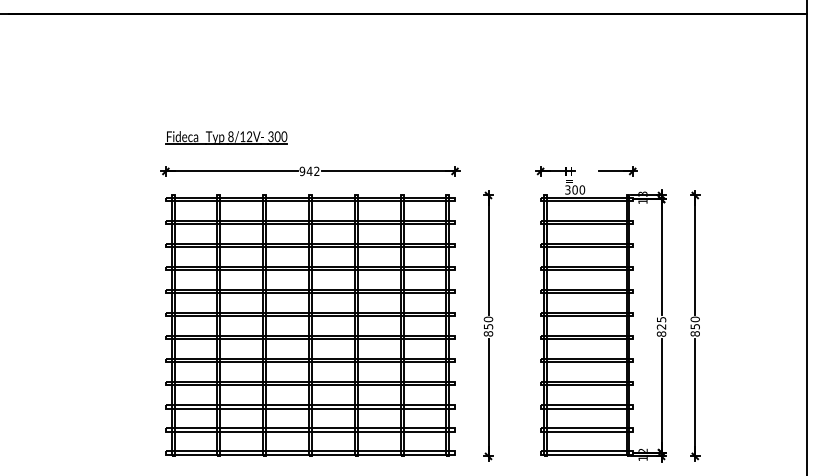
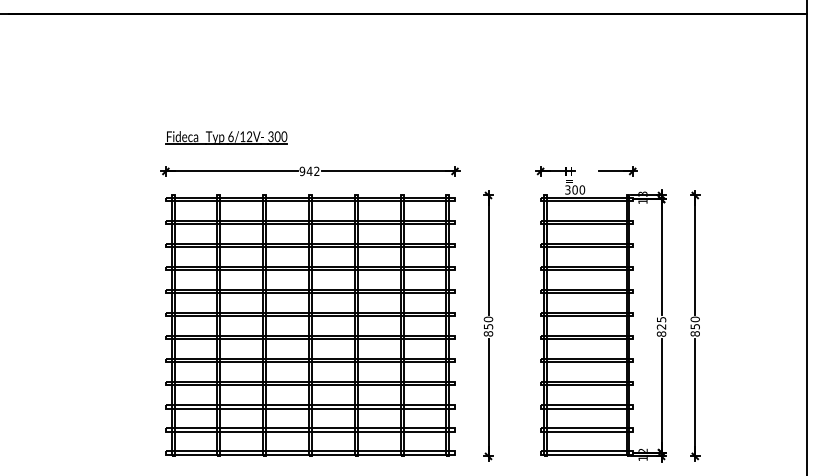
text: 8/12V -> 6/12V (230, 136)
